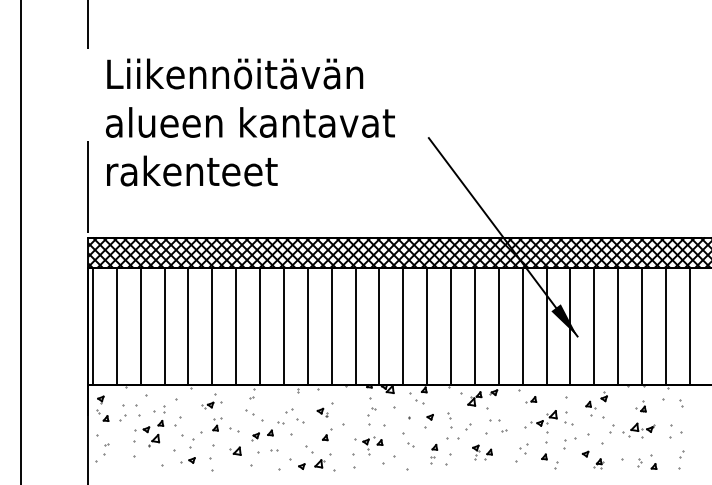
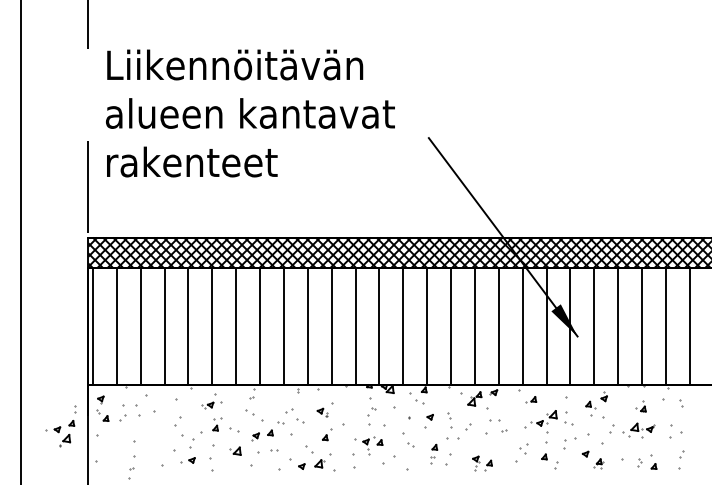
text position: (250, 122) -> (250, 113) (250, 113)
part position: (149, 426) -> (60, 426) (60, 426)
part position: (106, 449) -> (131, 473) (131, 473)
part position: (482, 452) -> (482, 463) (482, 463)
